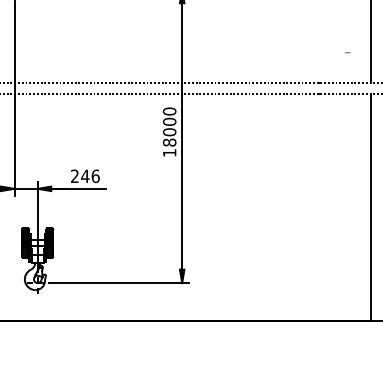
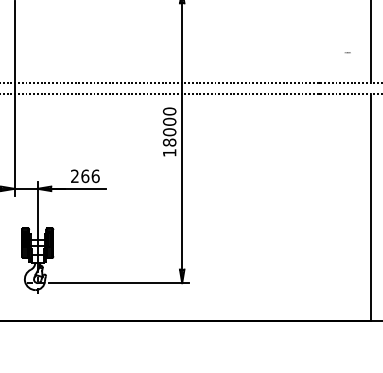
text: 246 -> 266 (85, 176)
